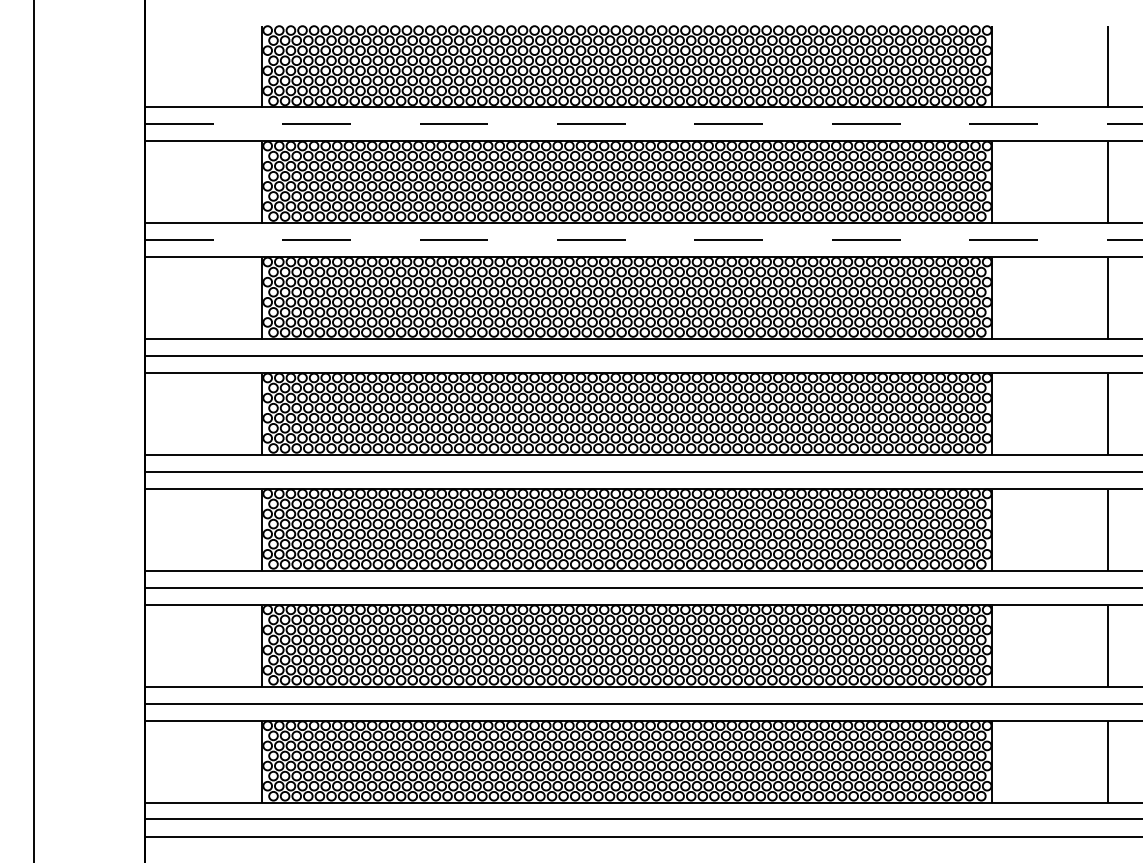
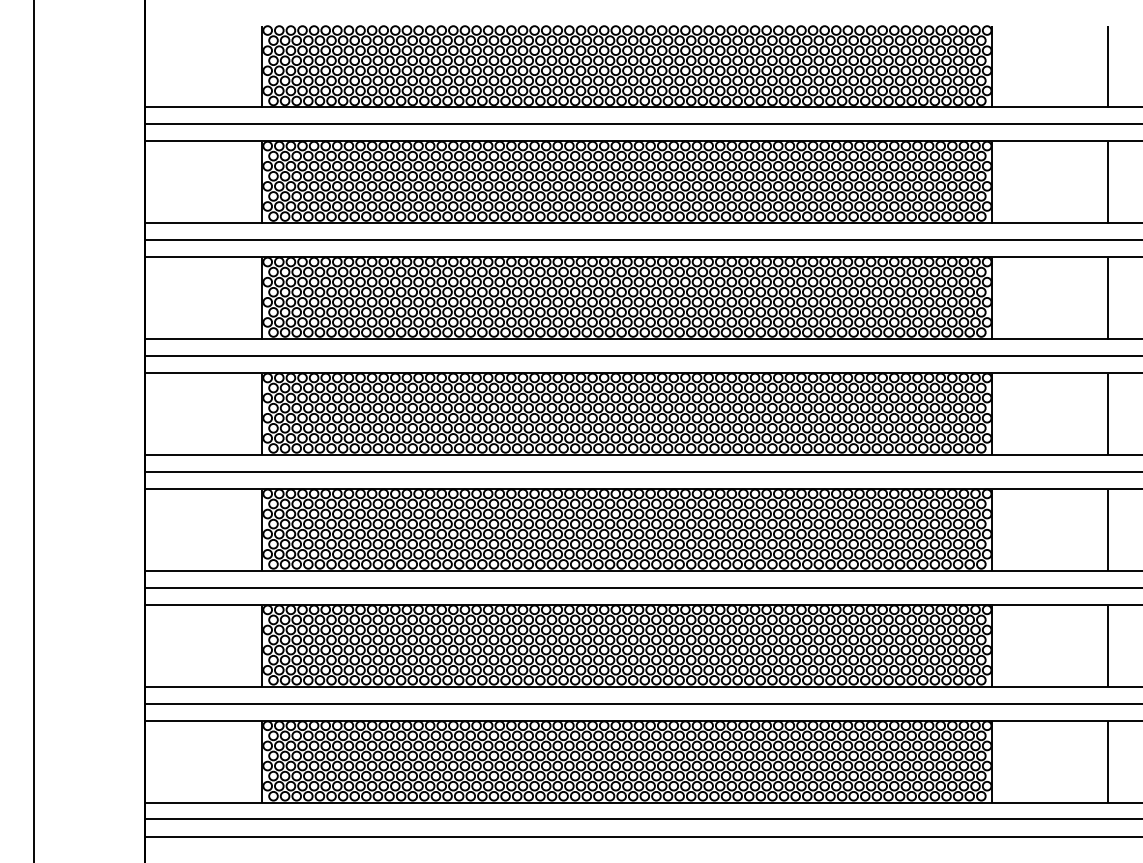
line: dashed -> solid (643, 124)
line: dashed -> solid (643, 239)
